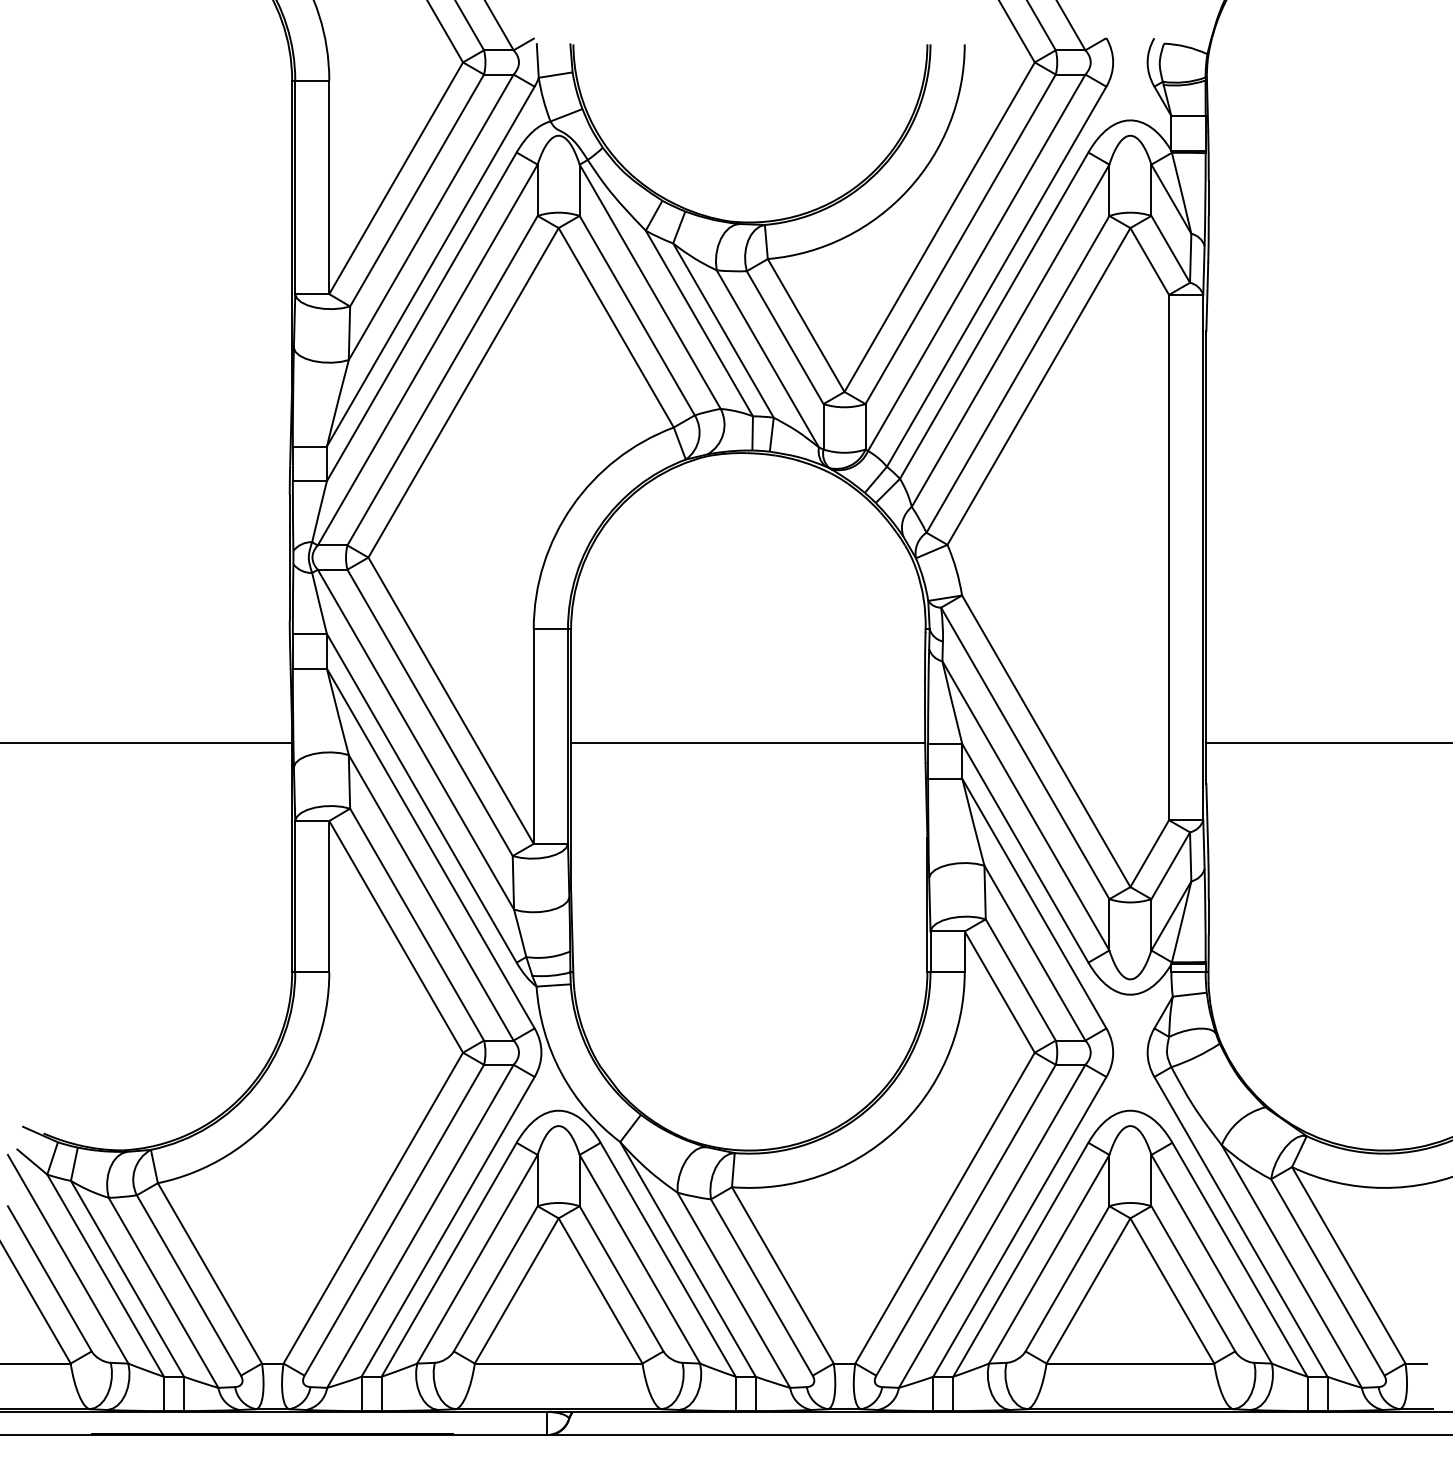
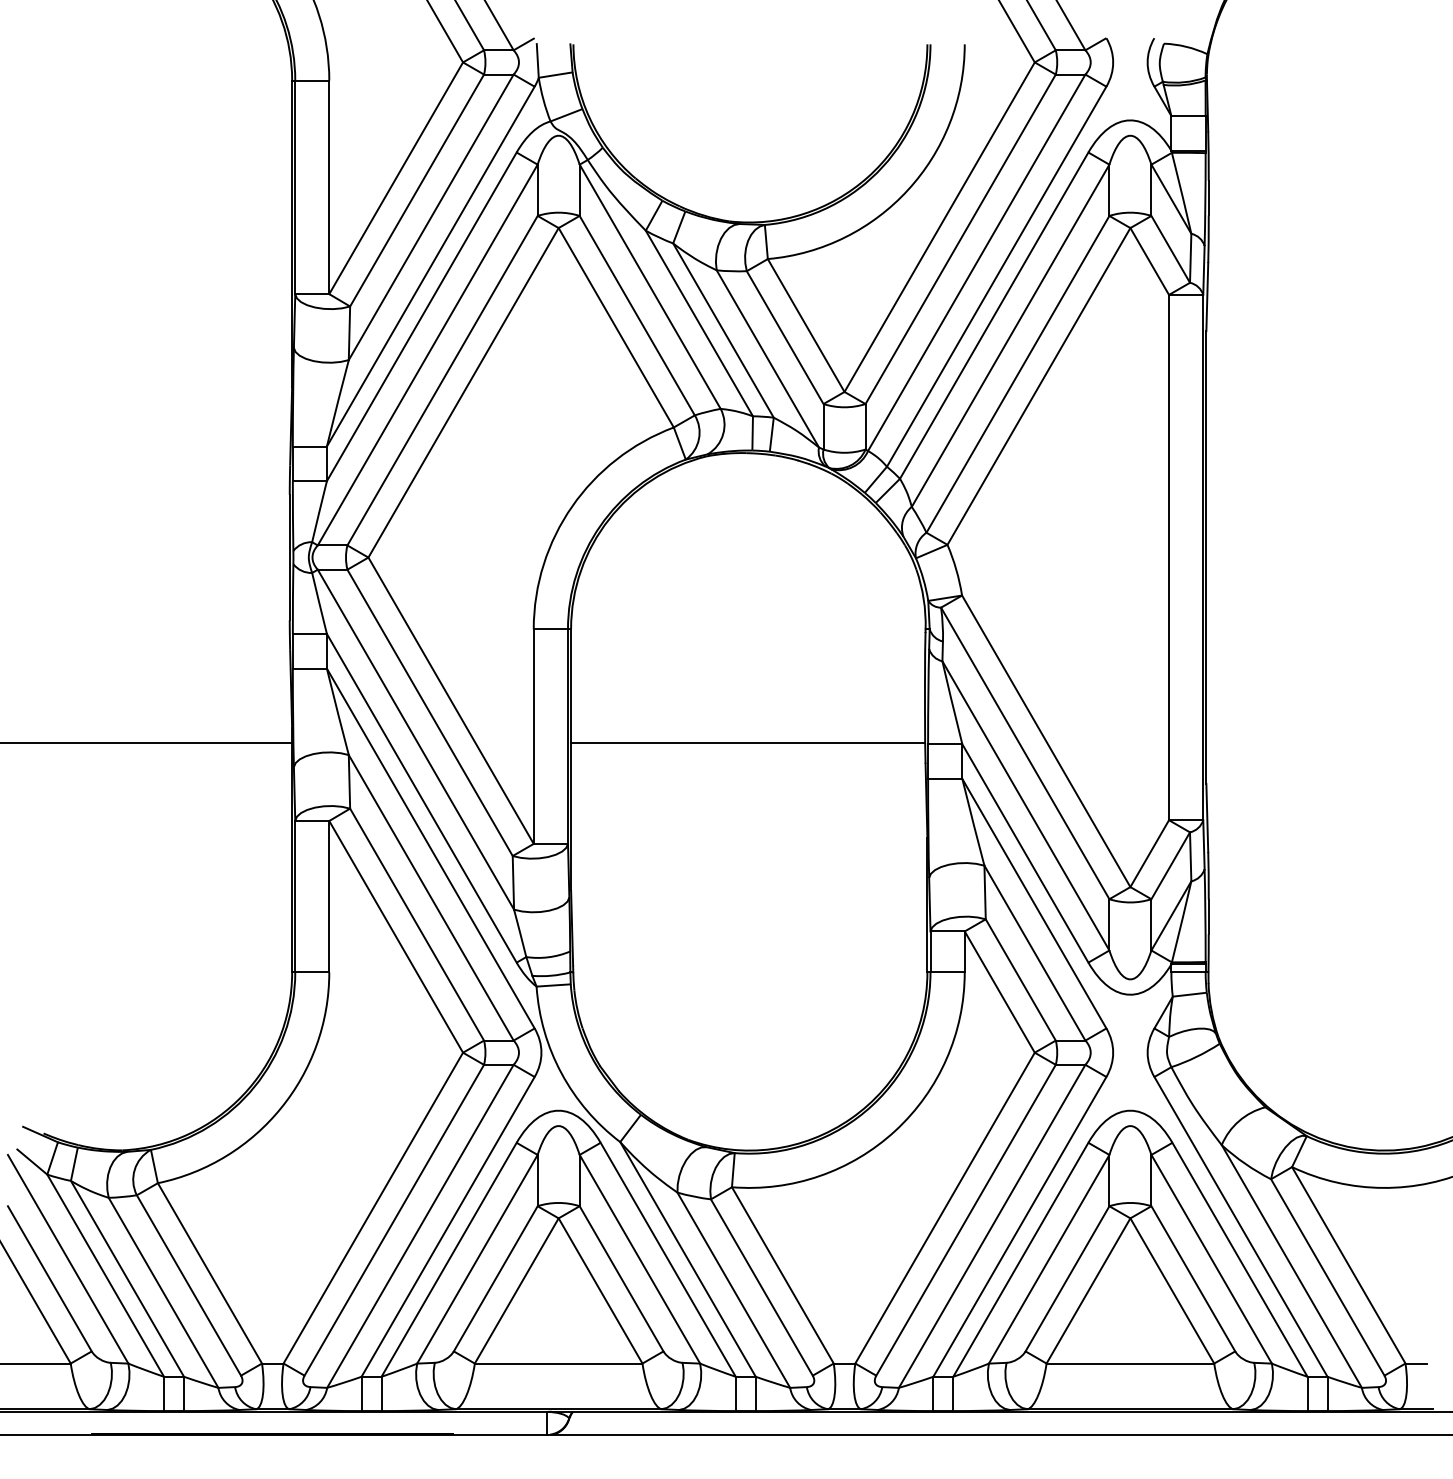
line: present -> none (1327, 742)
